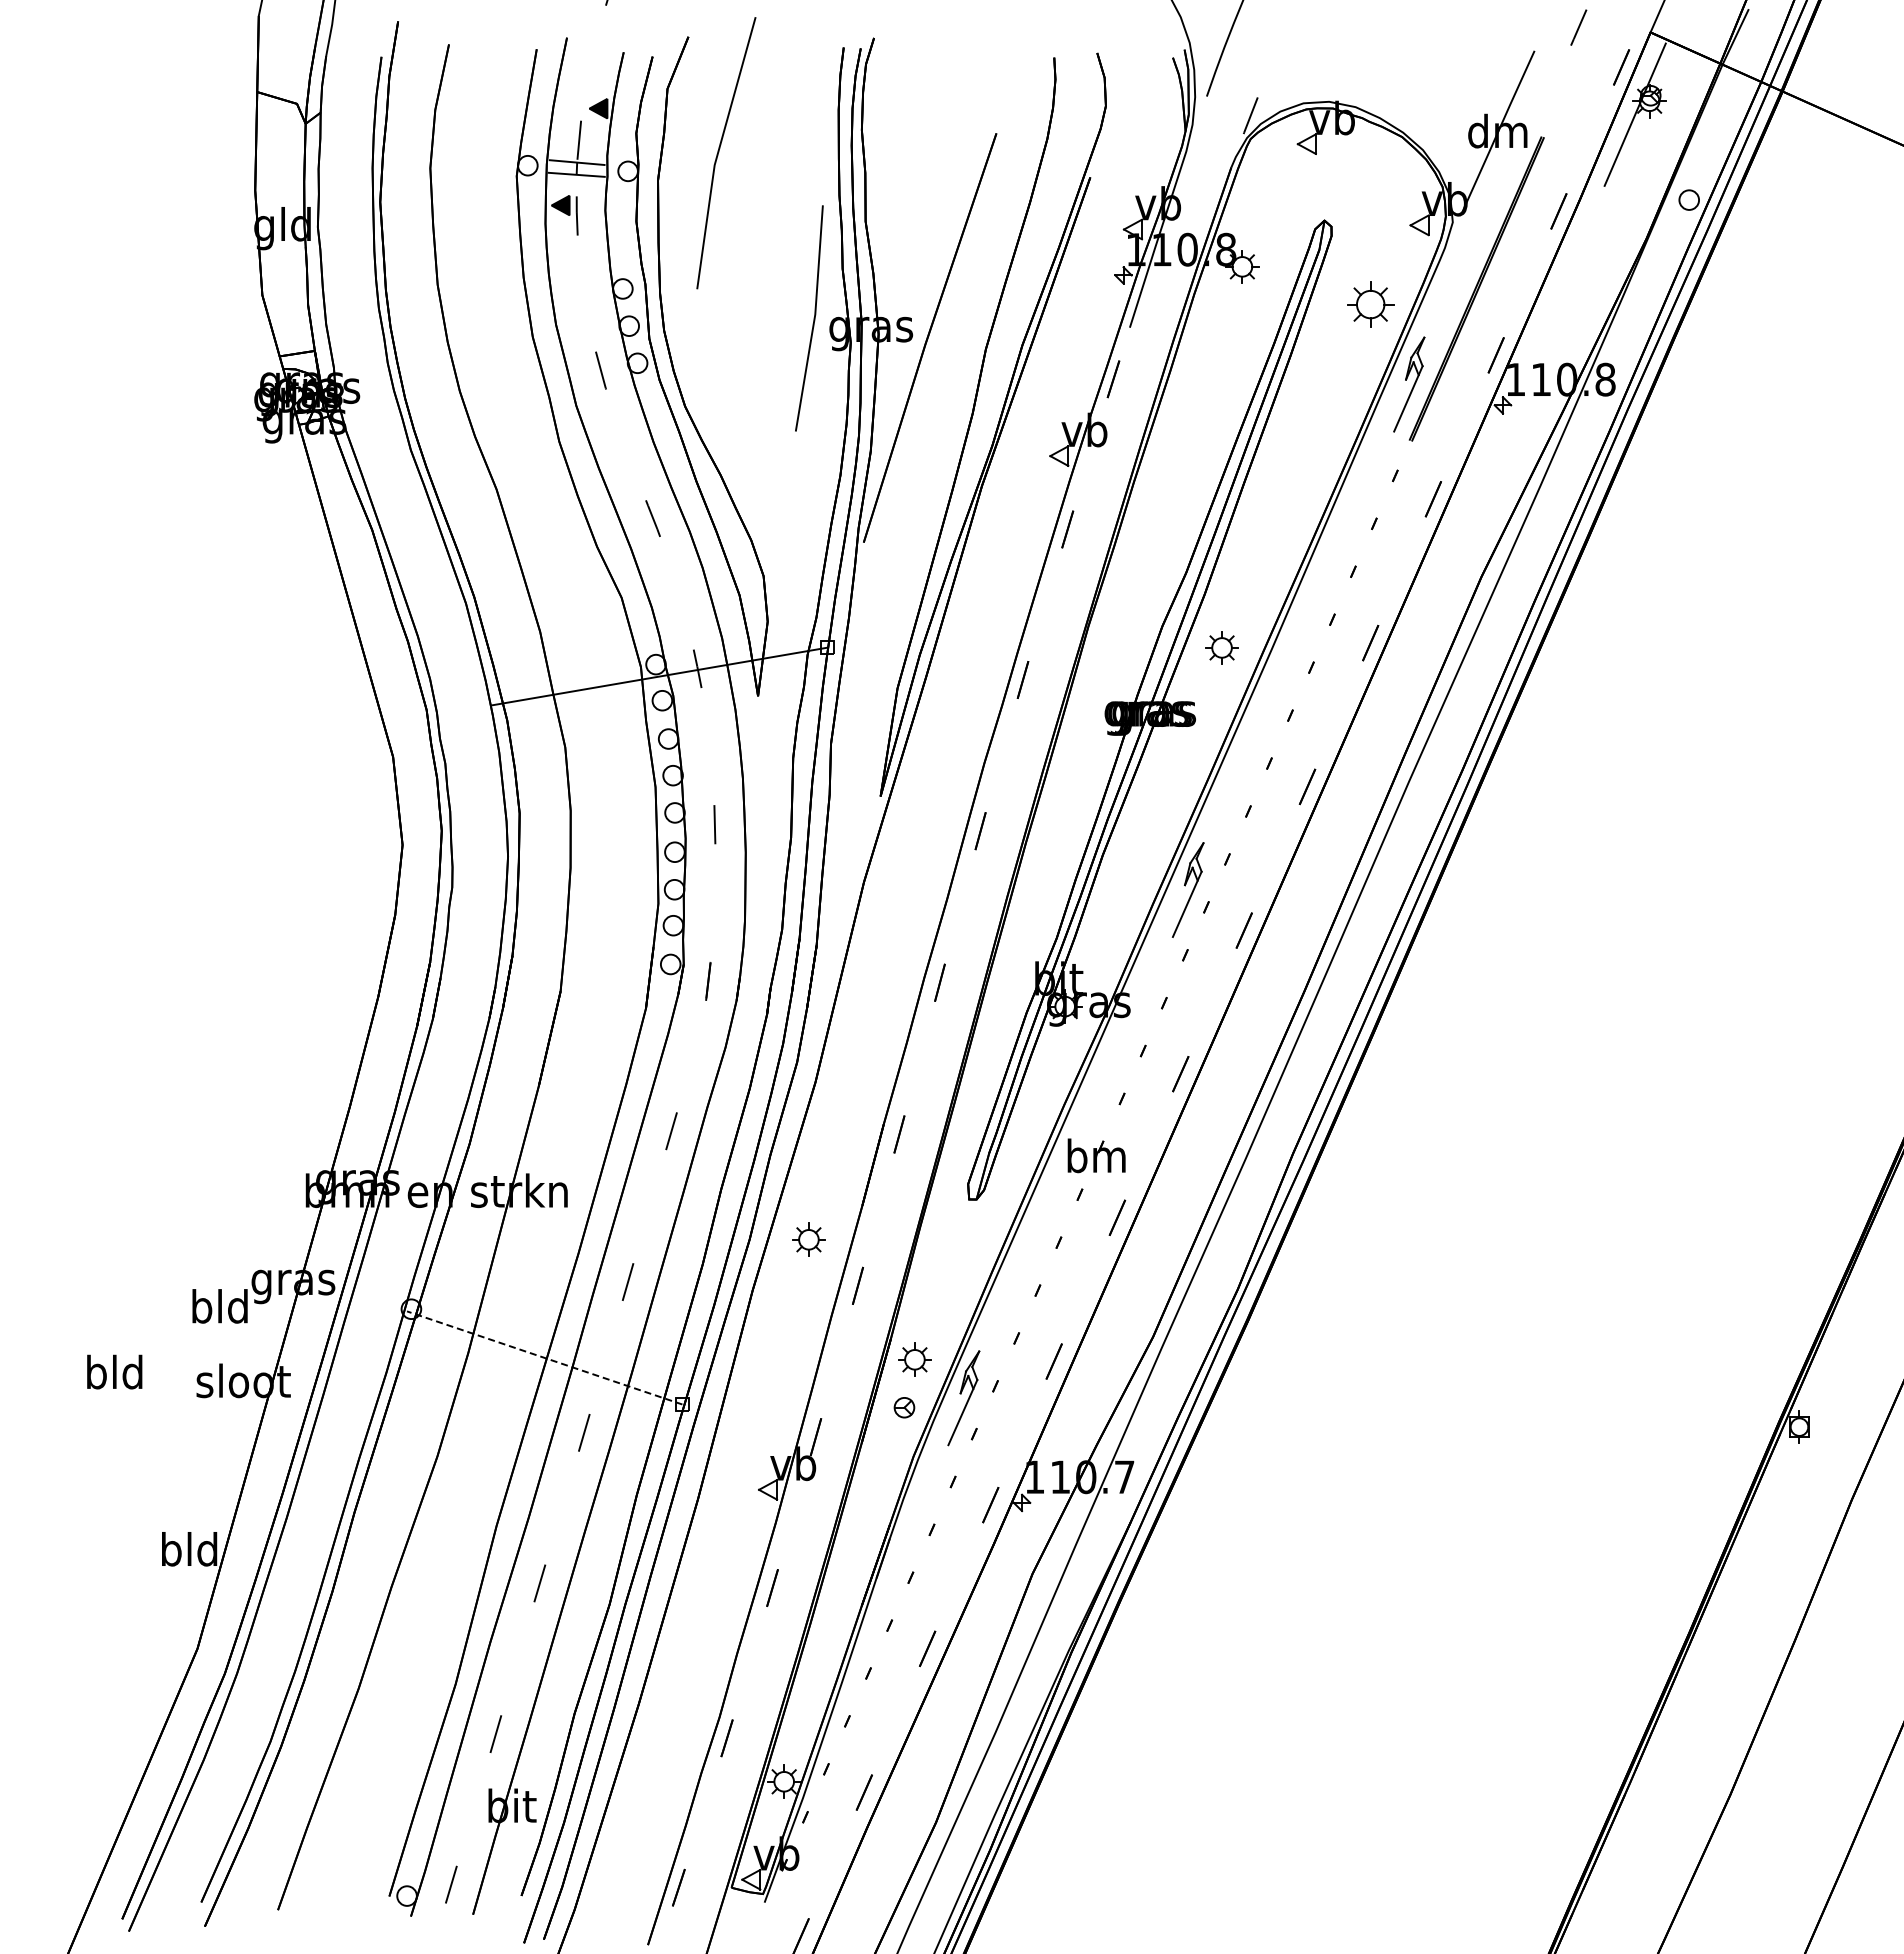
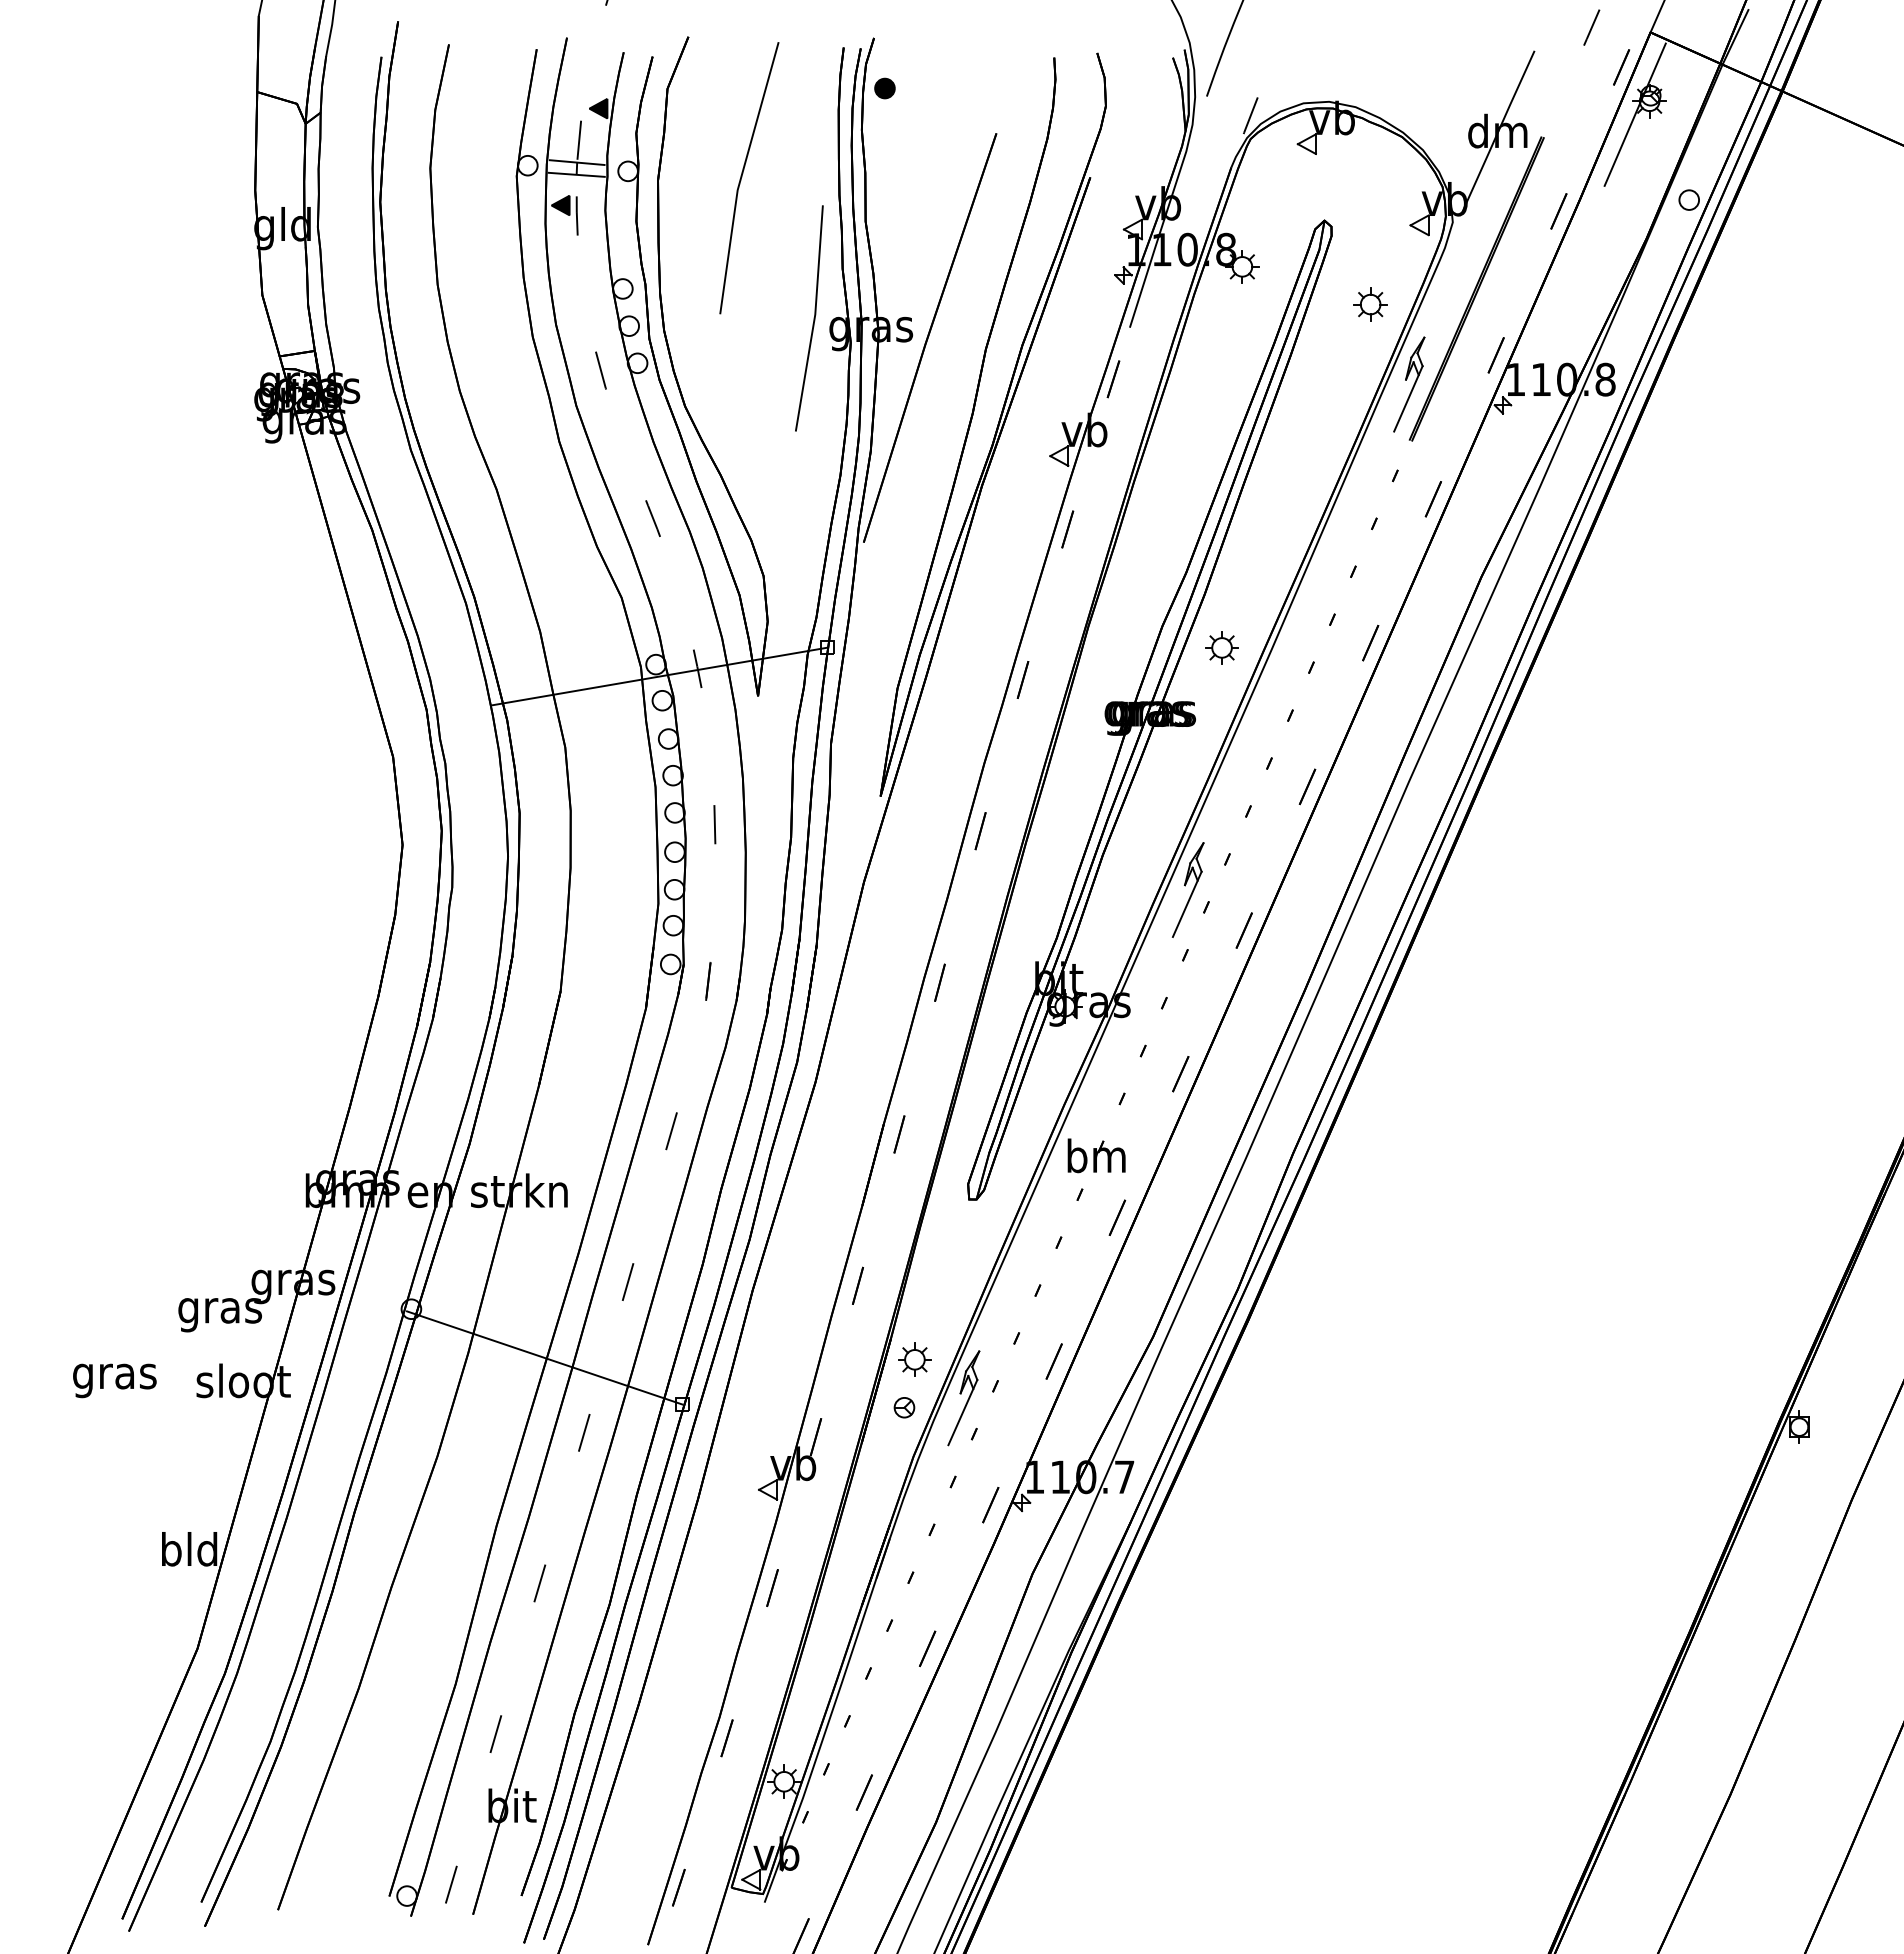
line position: (1578, 27) -> (1591, 27) (1591, 27)
part: none -> present (884, 88)
line position: (719, 152) -> (742, 177) (742, 177)
part size: 48x47 px -> 35x35 px (1370, 304)
part: present -> none (808, 1239)
text: bld -> gras (220, 1310)
line: dashed -> solid (544, 1357)
text: bld -> gras (114, 1376)
